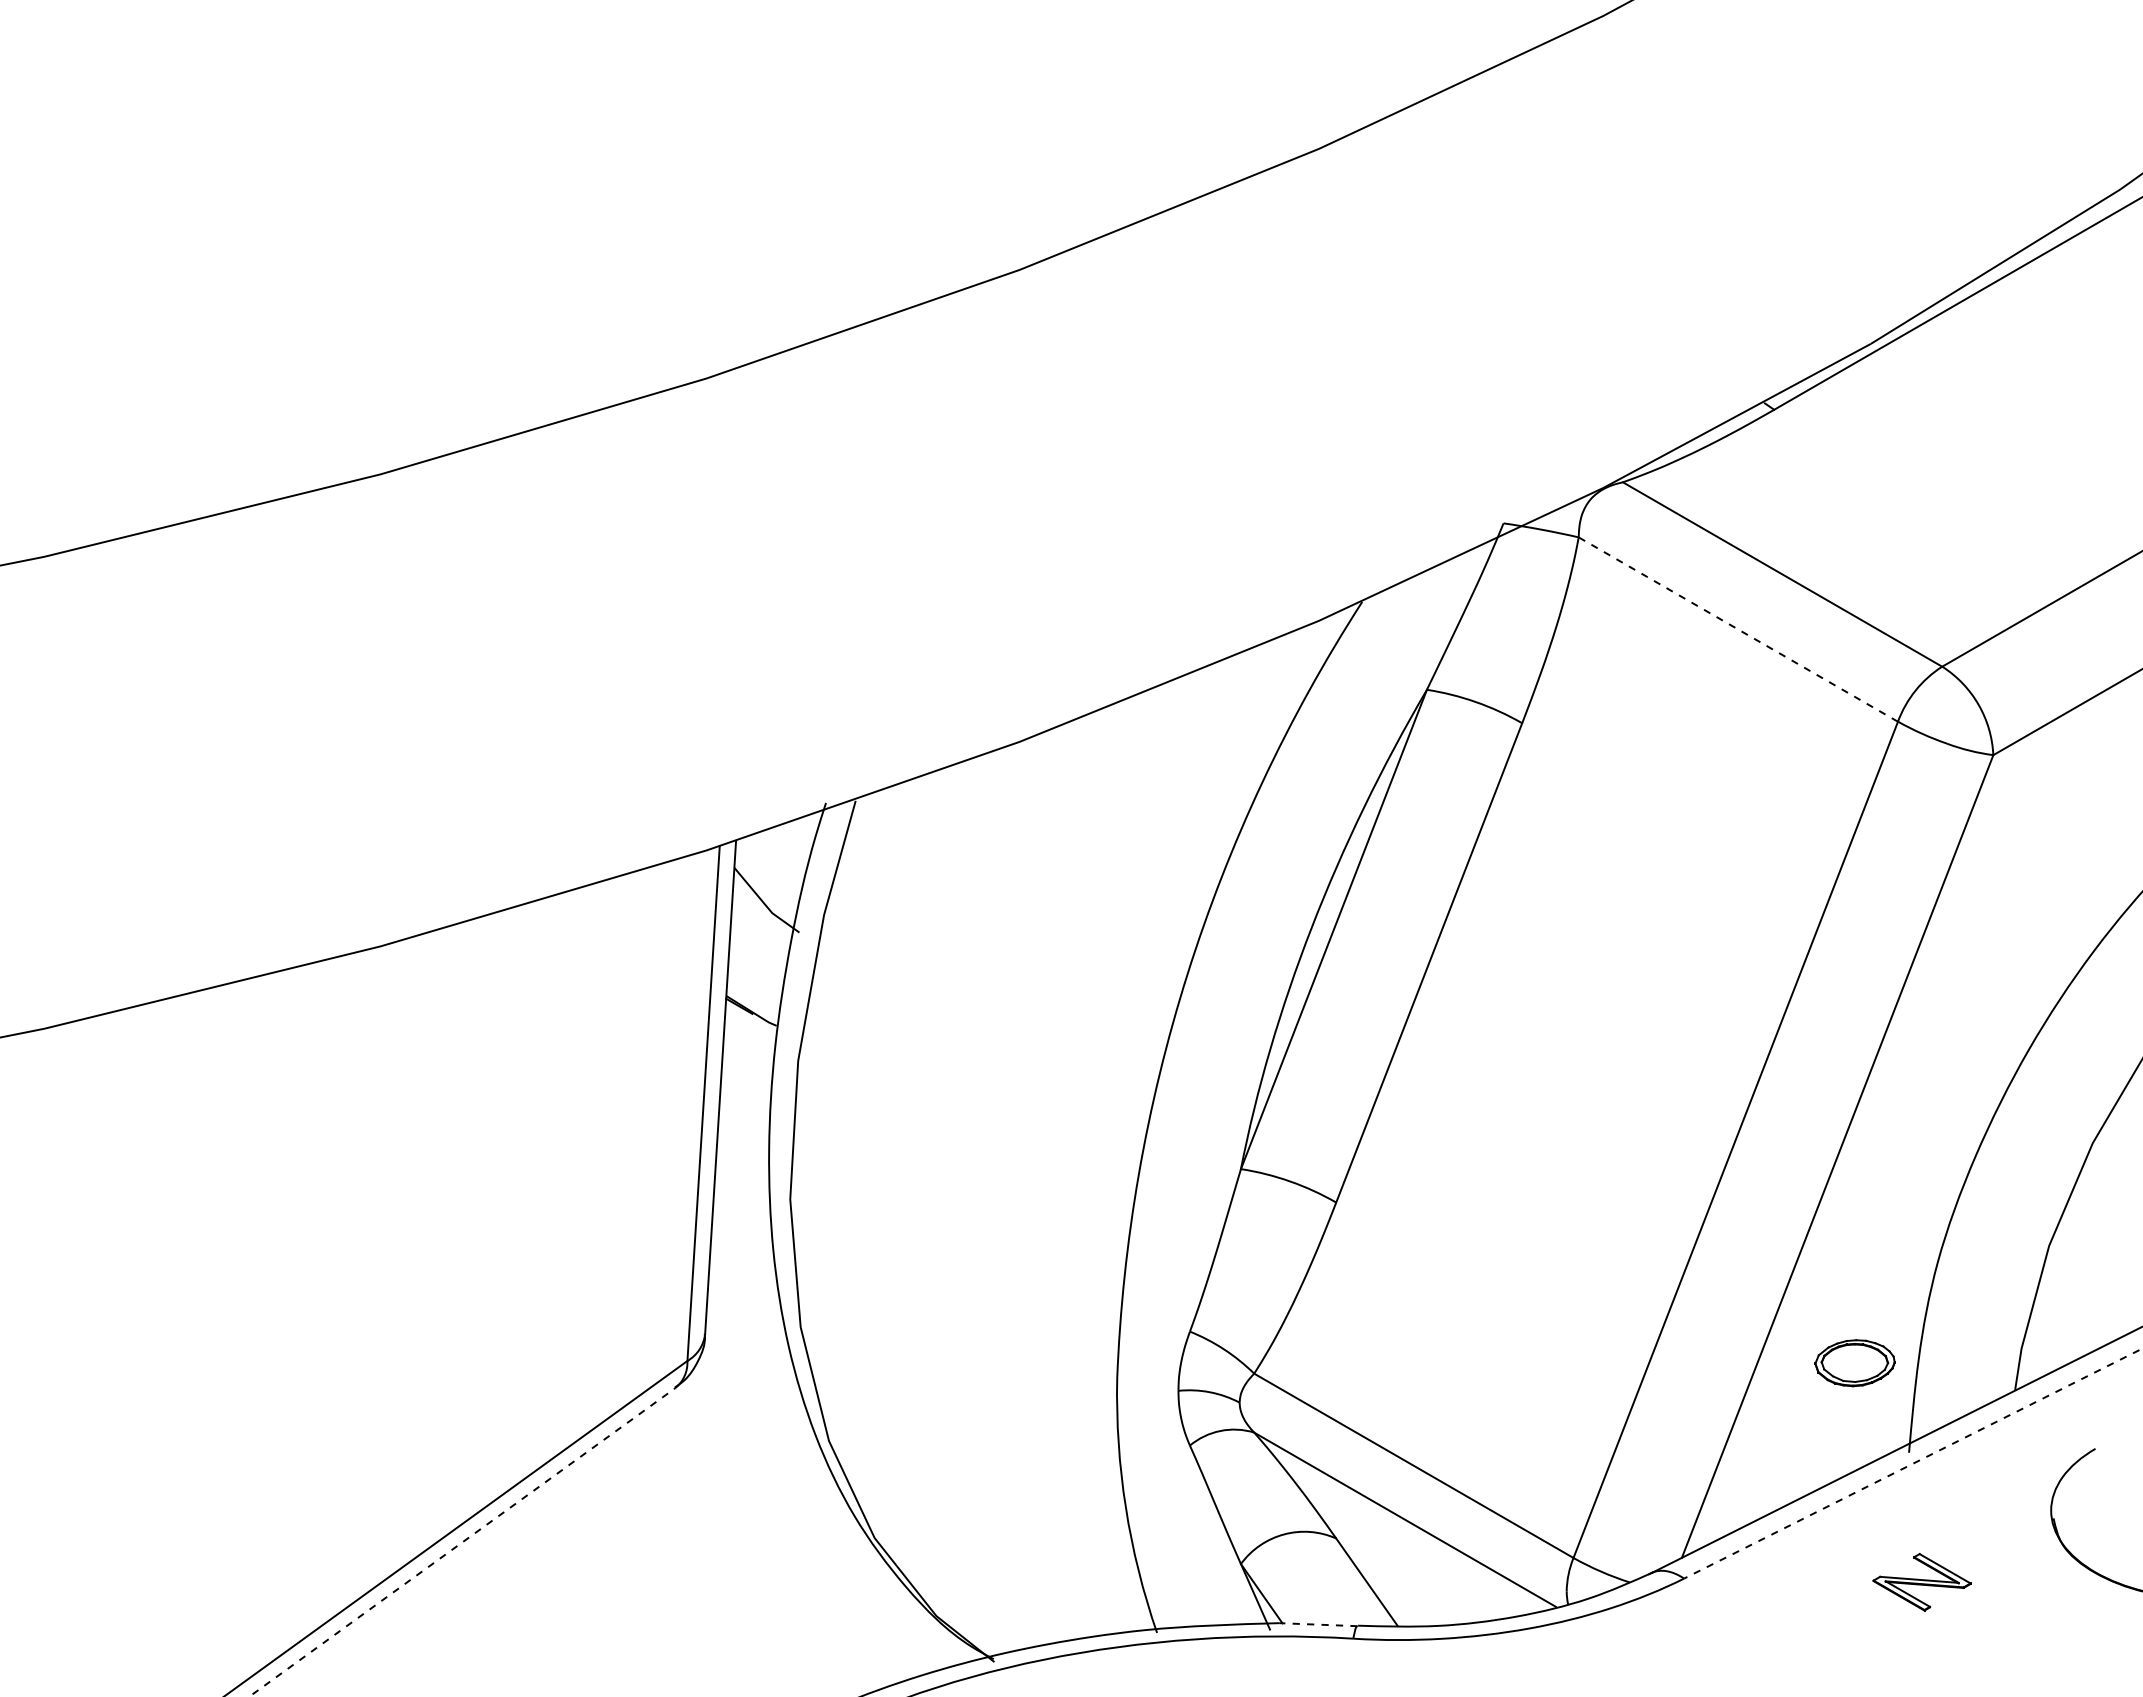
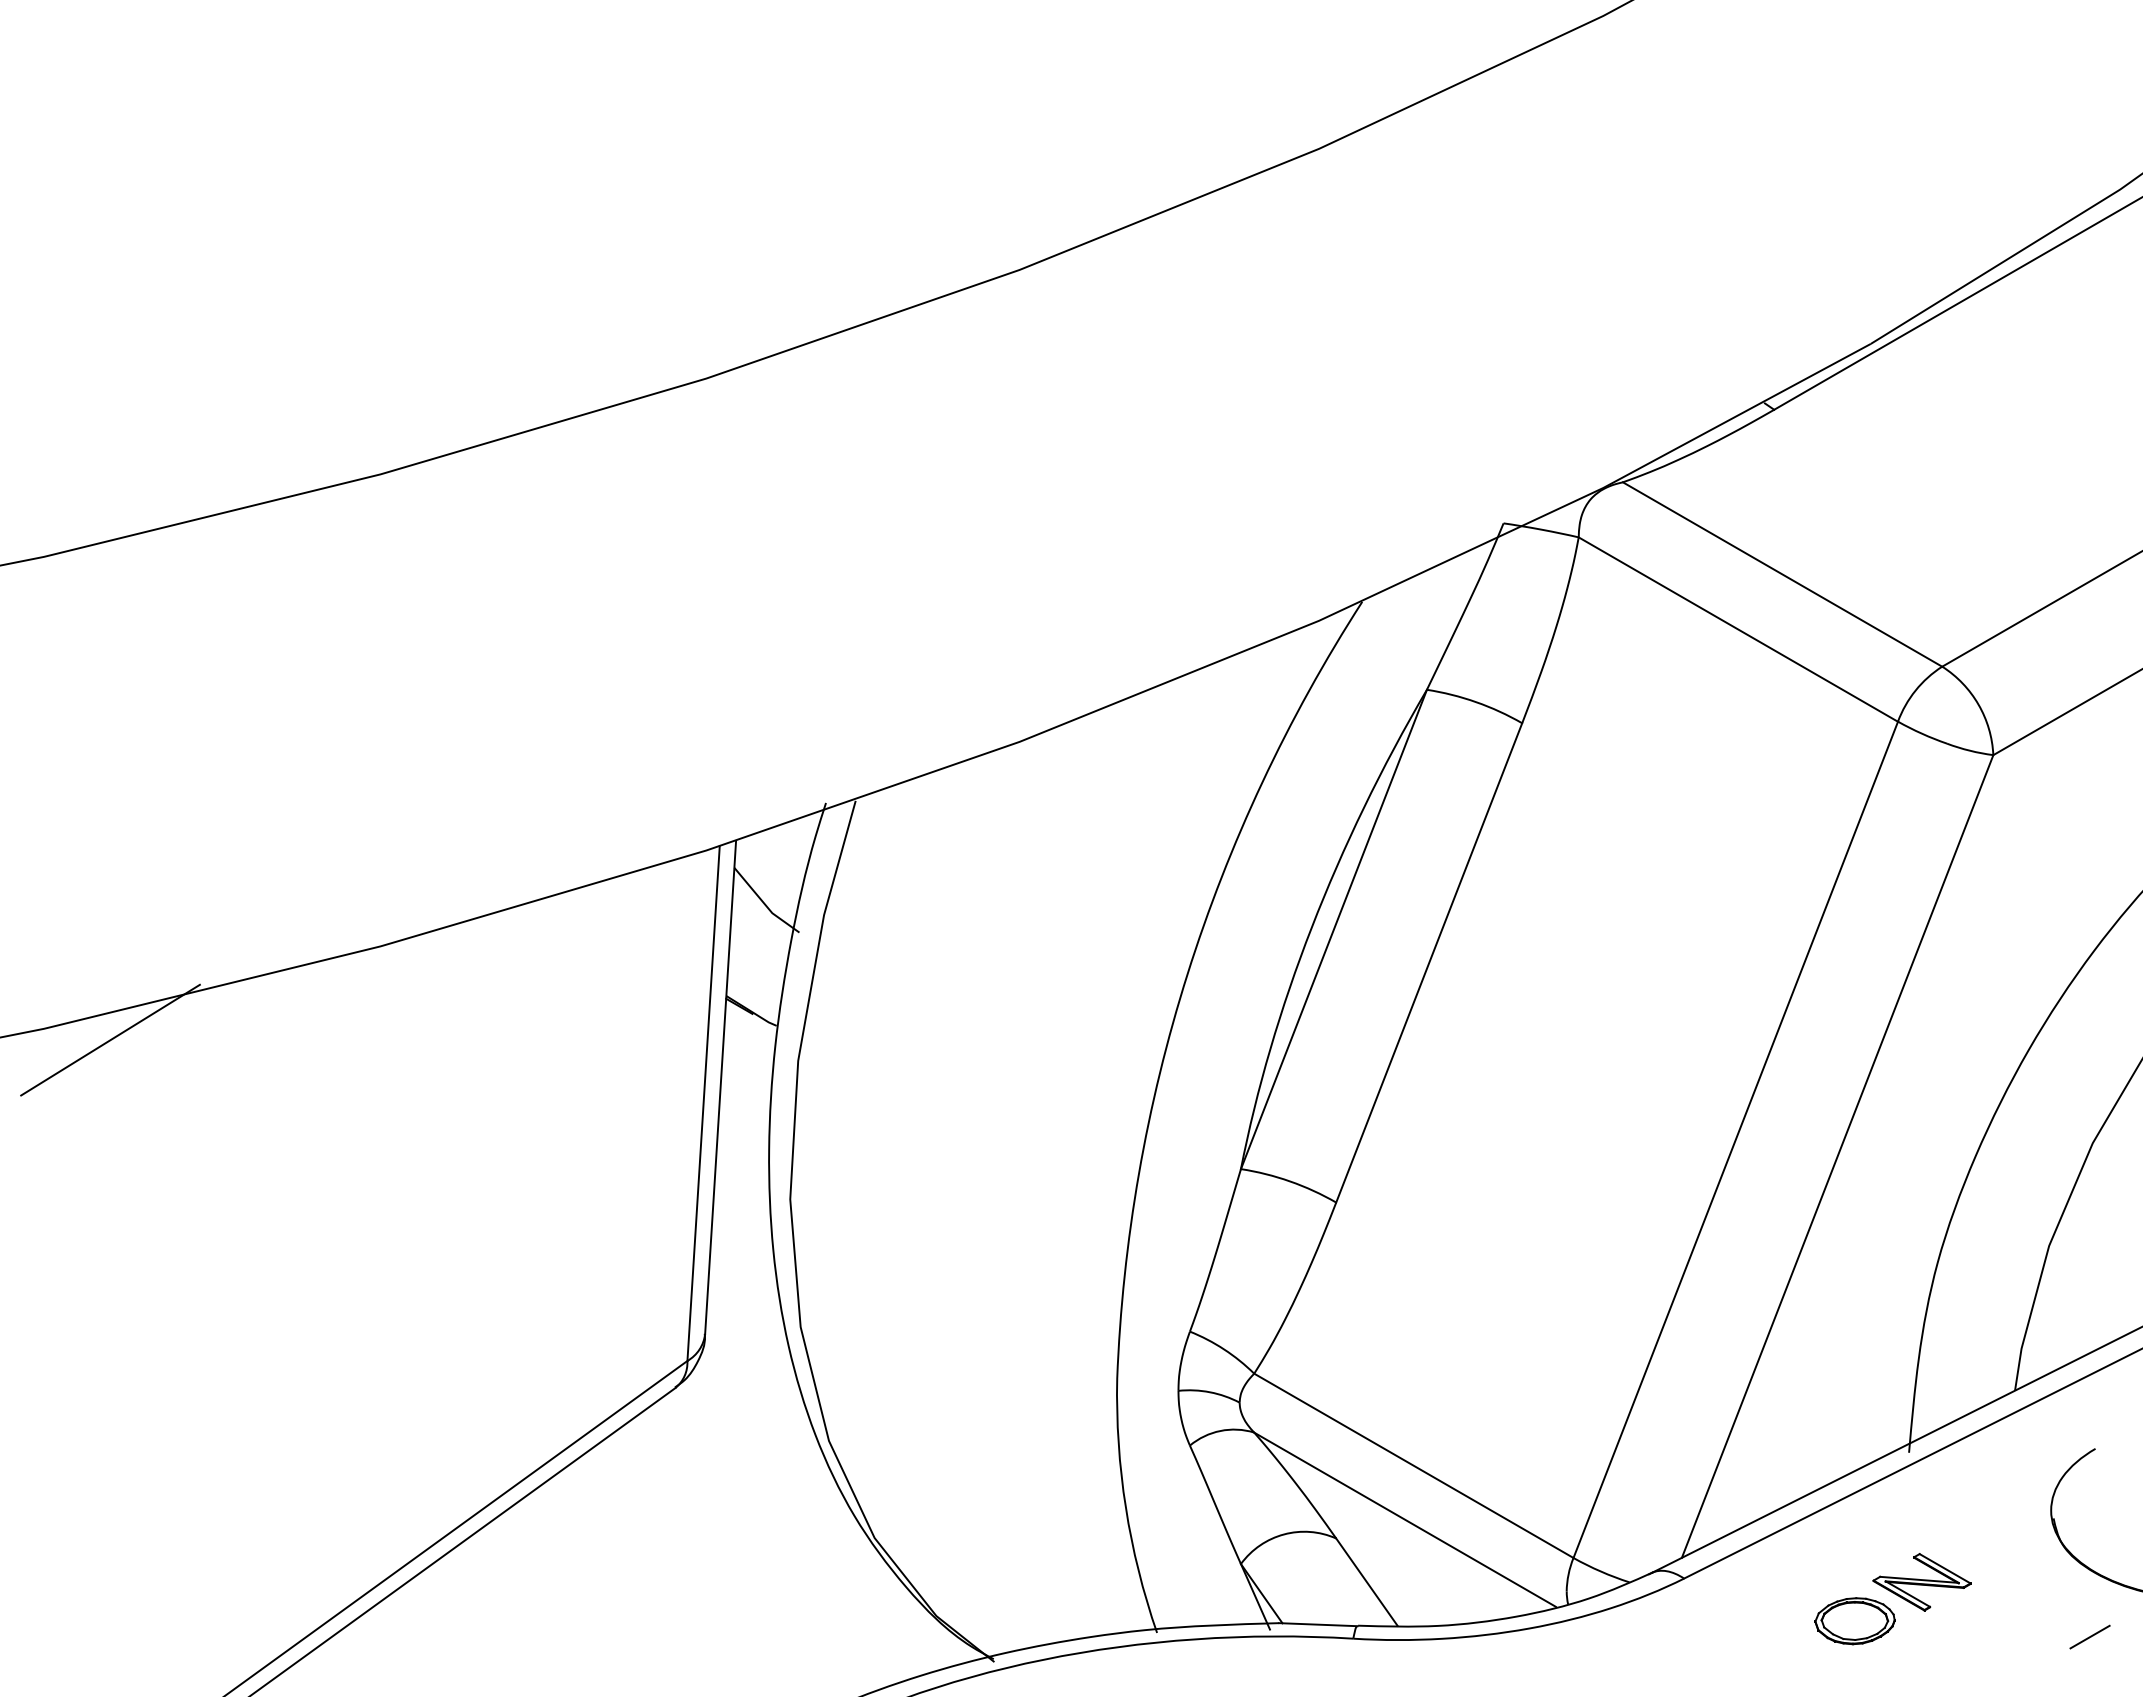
line: dashed -> solid (1737, 629)
line: none -> present (110, 1039)
part position: (1854, 1363) -> (1854, 1621) (1854, 1621)
line: dashed -> solid (1912, 1463)
line: dashed -> solid (462, 1542)
line: dashed -> solid (1317, 1624)
line: none -> present (2089, 1636)
